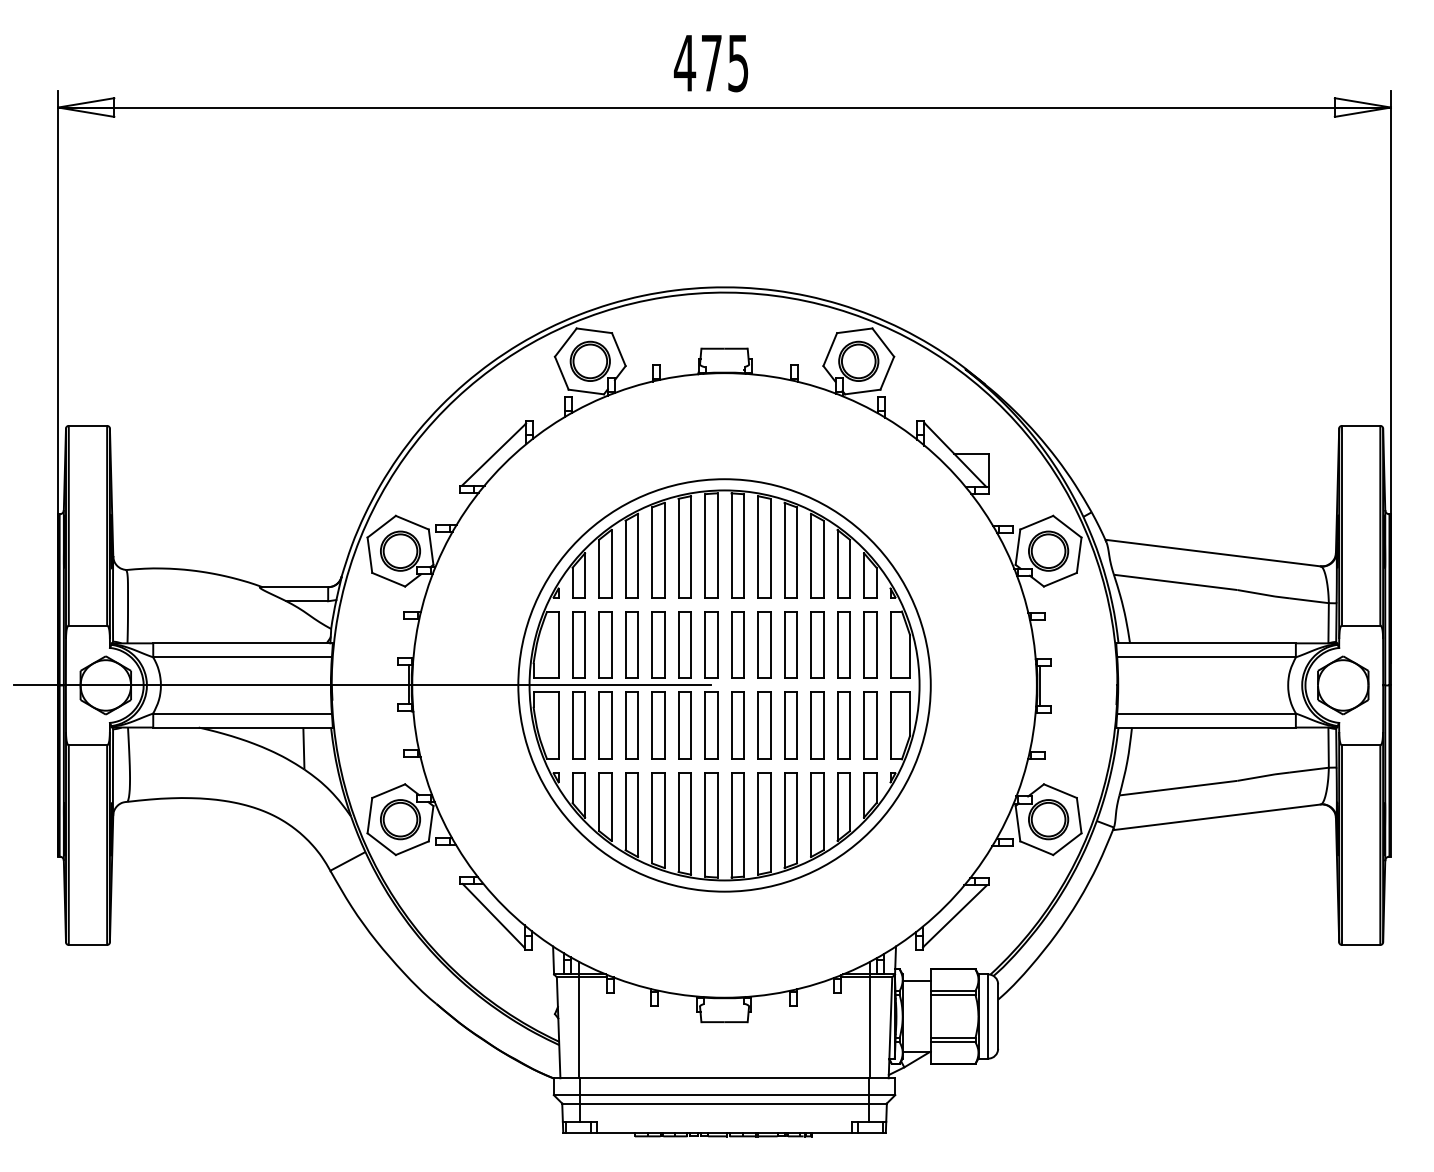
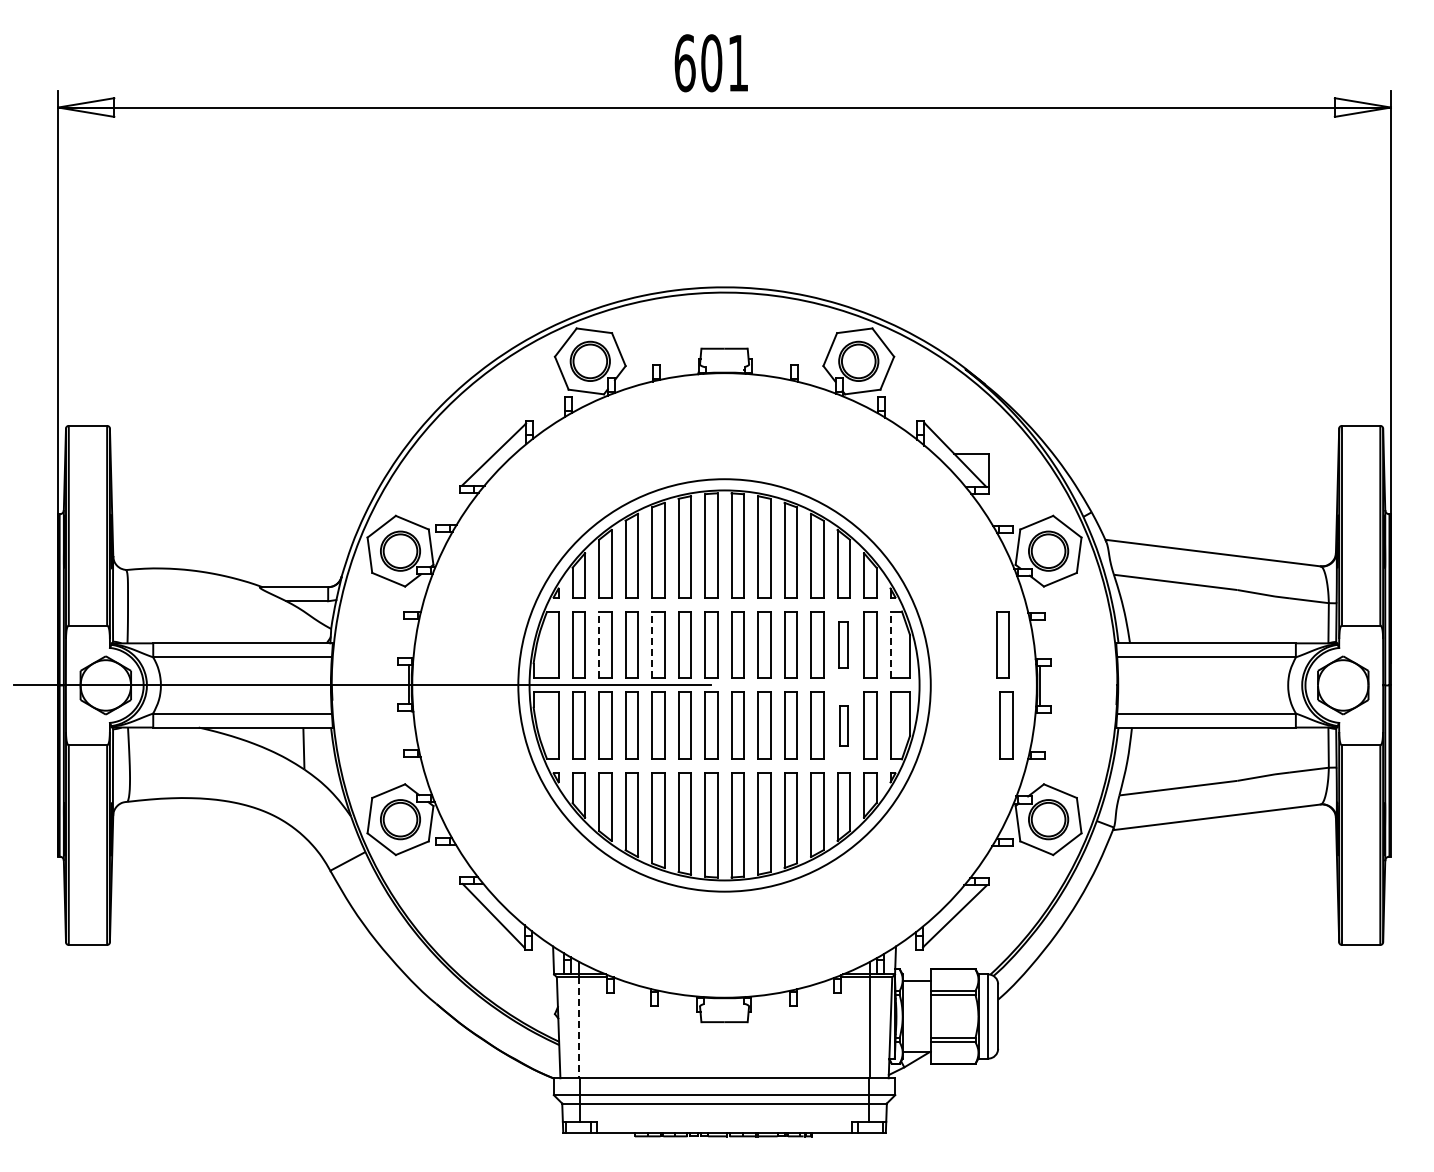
text: 475 -> 601 (710, 63)
line: solid -> dashed (599, 644)
line: solid -> dashed (652, 644)
part size: 14x68 px -> 11x48 px (843, 644)
line: solid -> dashed (890, 644)
part: none -> present (1002, 644)
part size: 14x69 px -> 10x42 px (843, 725)
part: none -> present (1006, 725)
line: solid -> dashed (578, 1027)
